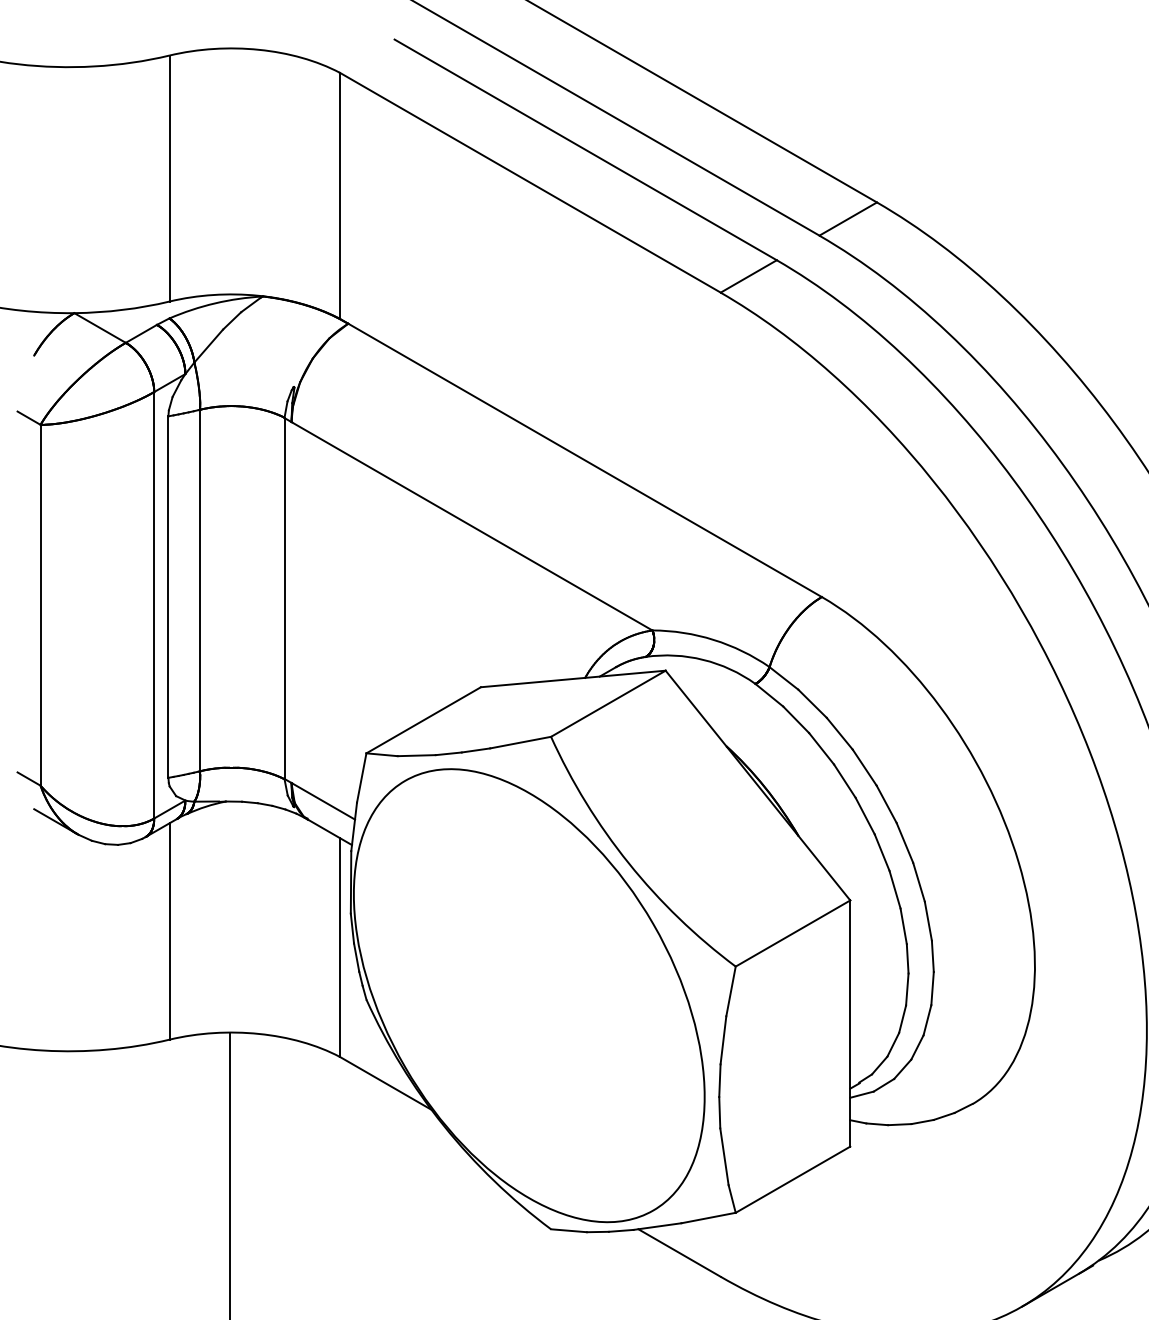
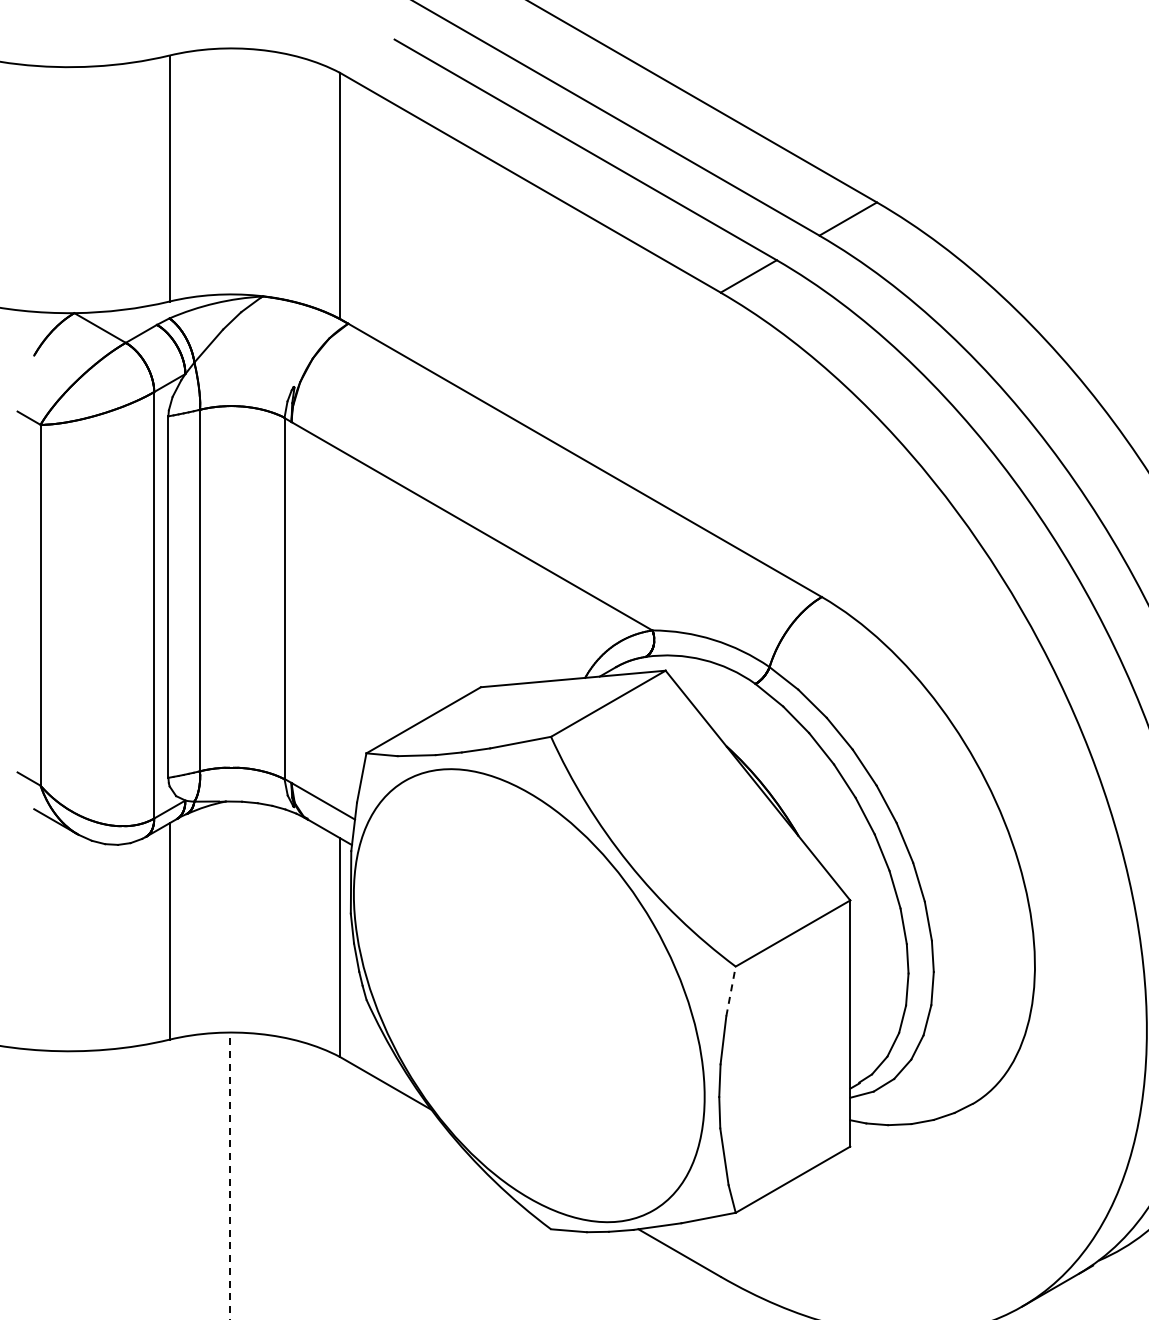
line: solid -> dashed (731, 990)
line: solid -> dashed (229, 1175)
